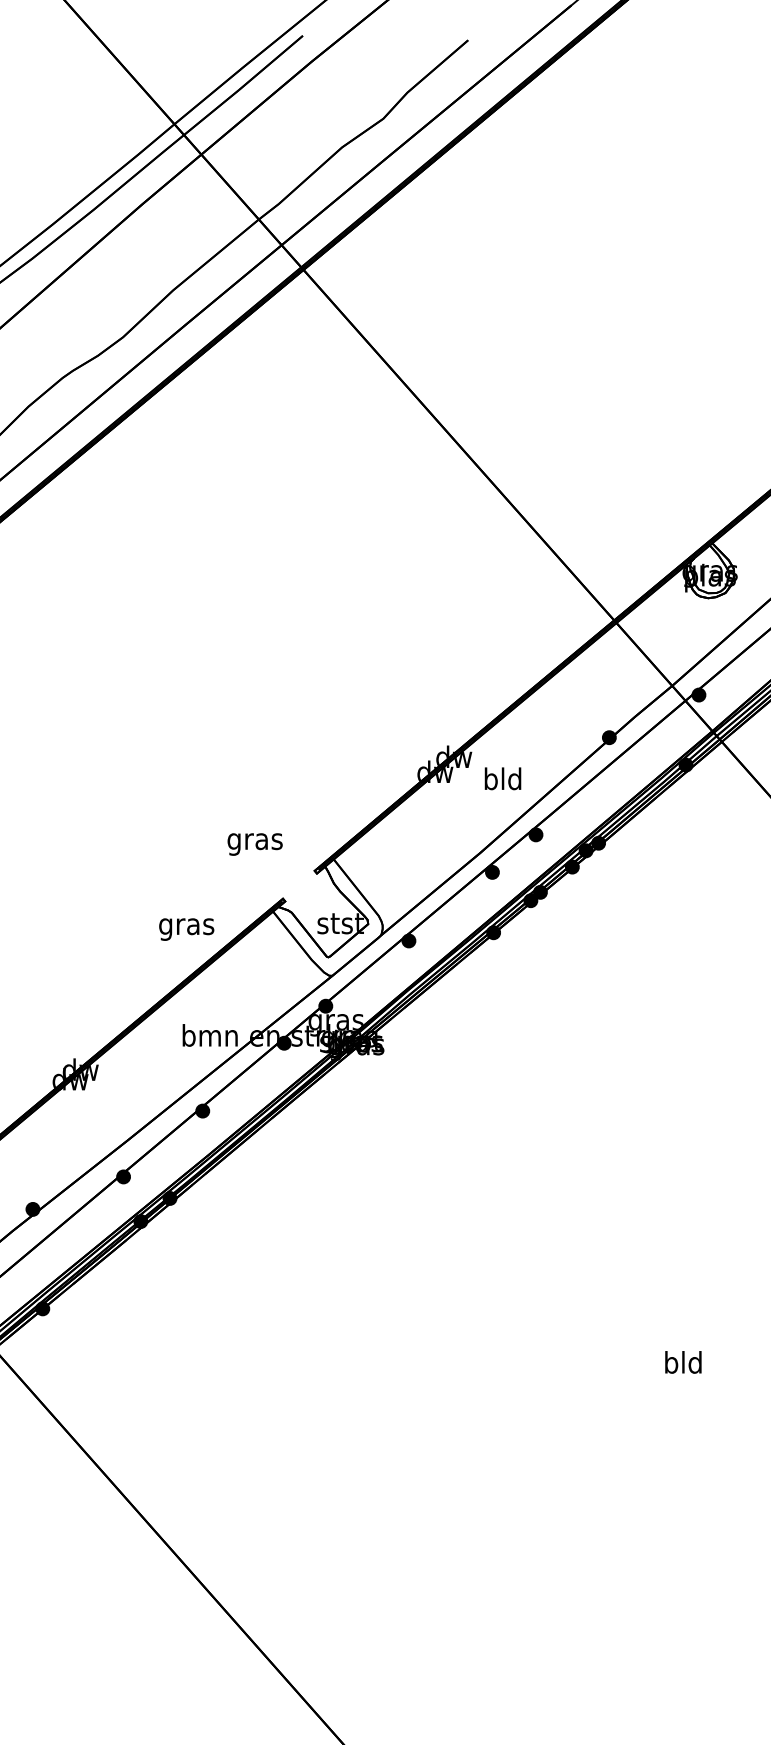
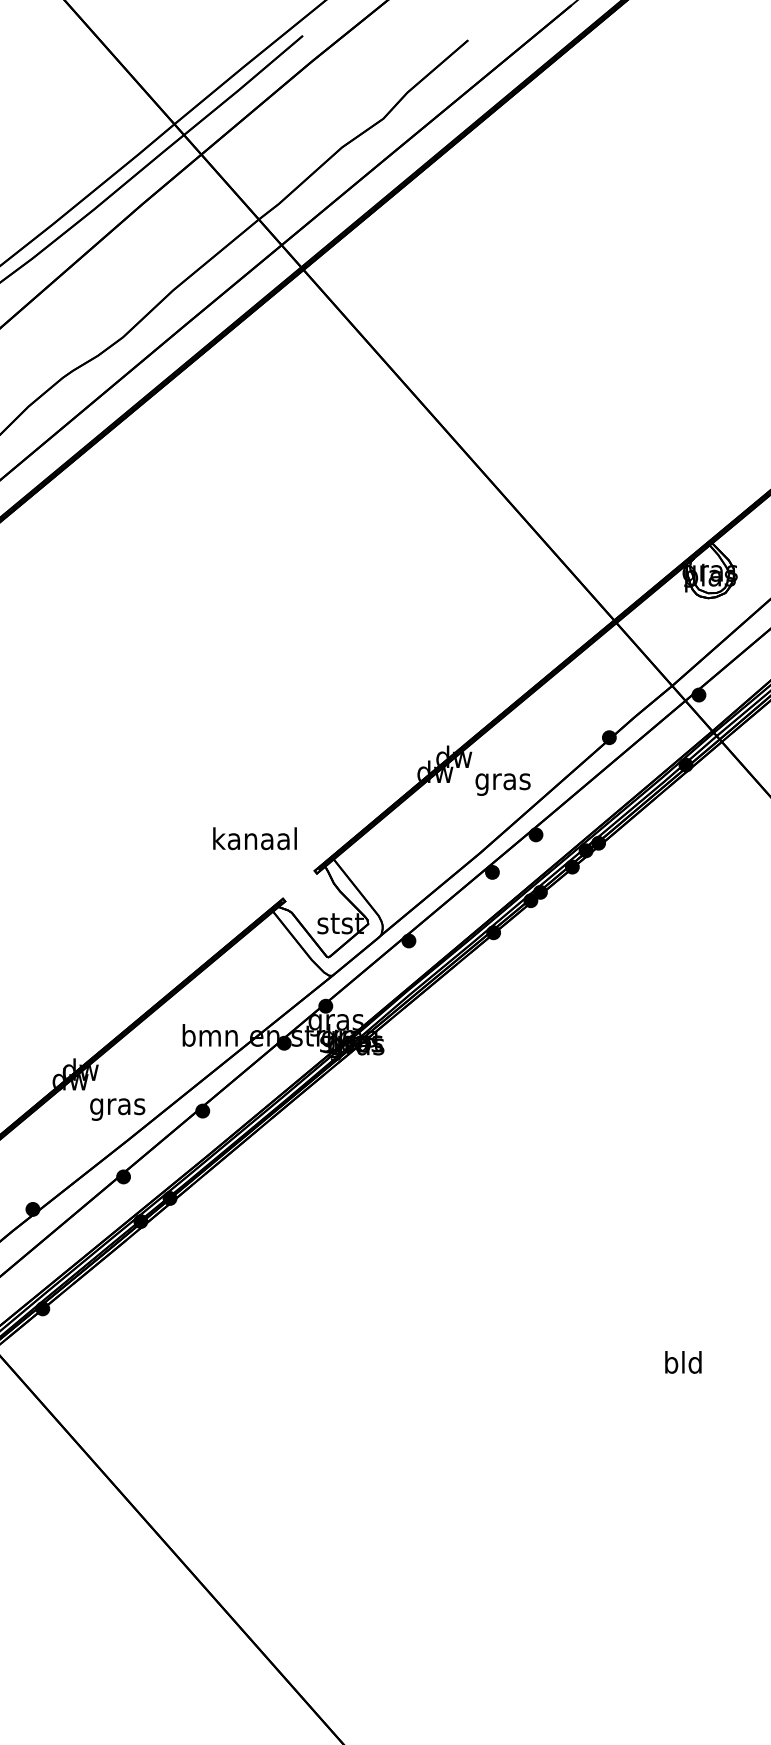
text: bld -> gras (502, 781)
text: gras -> kanaal (254, 841)
text position: (186, 929) -> (117, 1109) (117, 1109)
